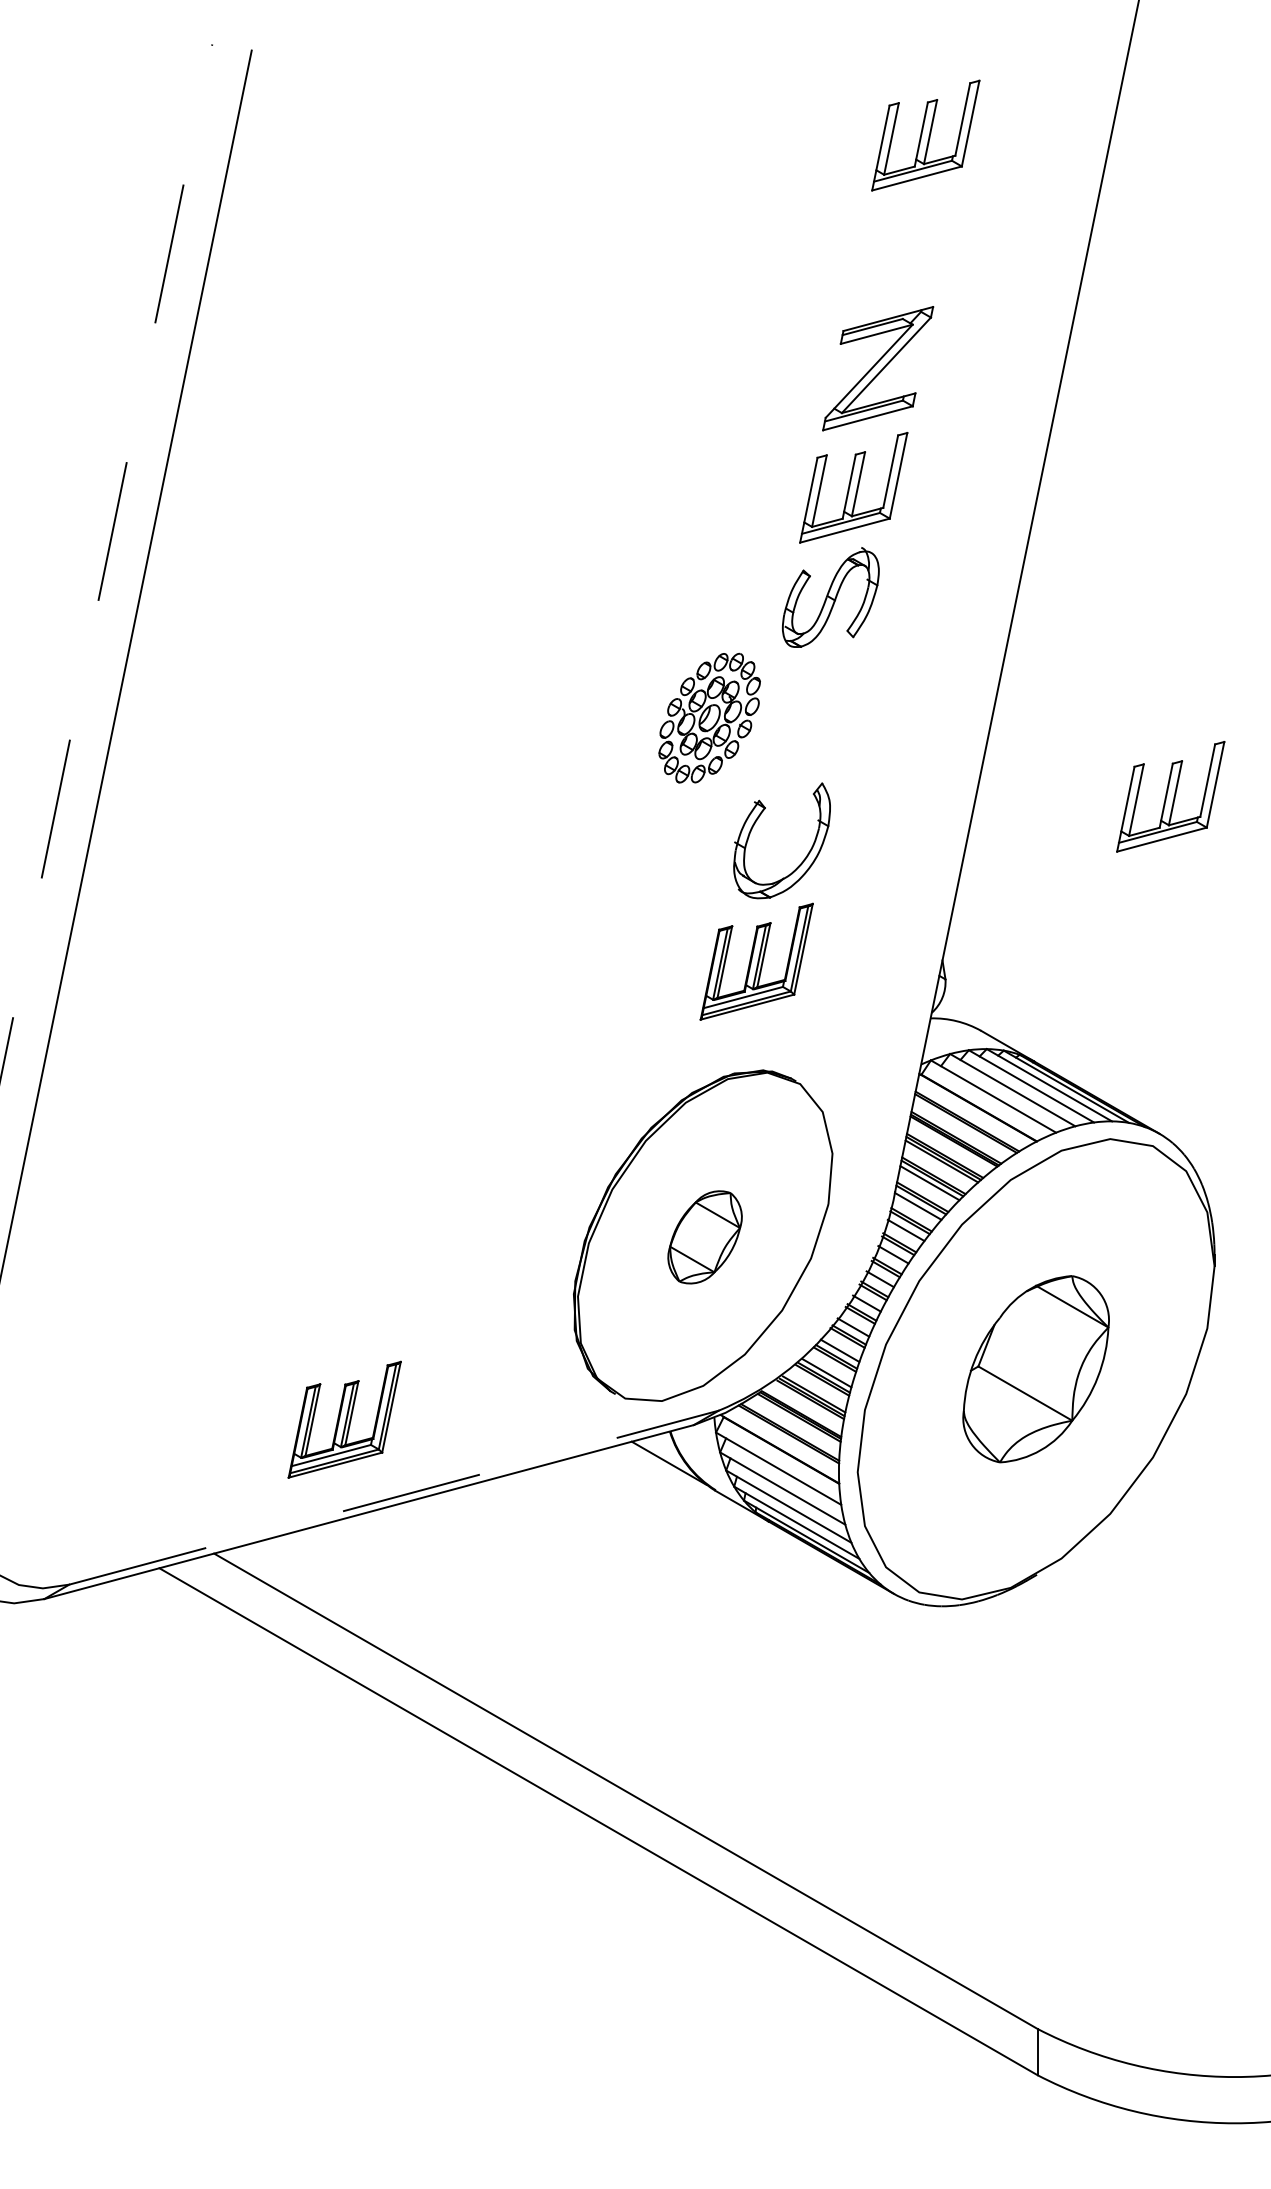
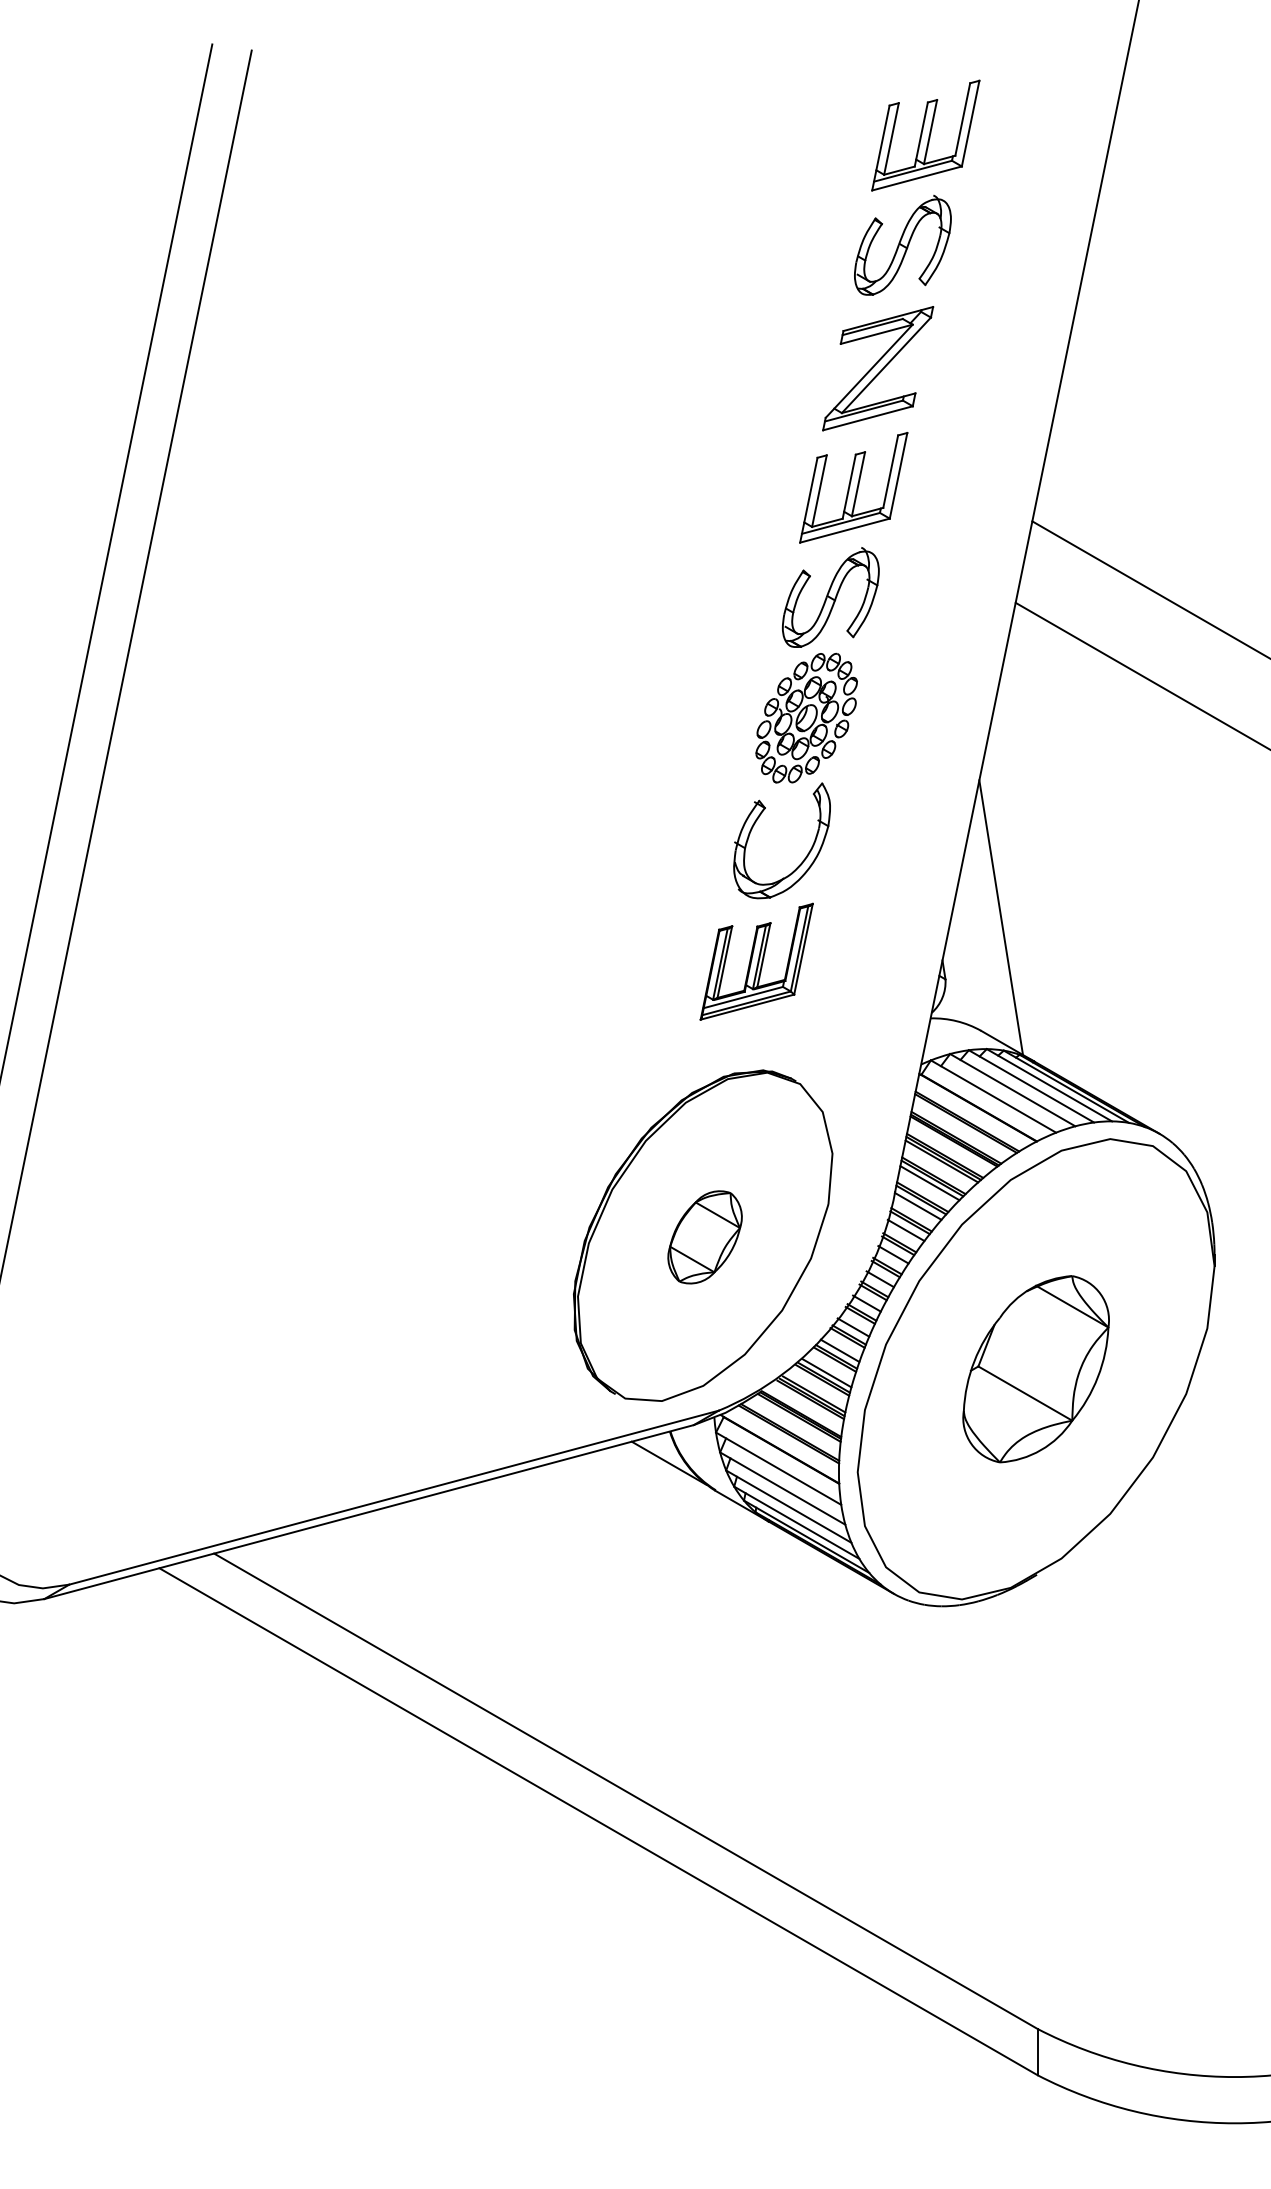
part: none -> present (902, 244)
line: dashed -> solid (106, 562)
line: none -> present (1149, 588)
line: none -> present (1141, 675)
part position: (709, 717) -> (806, 717) (806, 717)
part: present -> none (1170, 796)
line: none -> present (1001, 917)
part: present -> none (344, 1419)
line: dashed -> solid (394, 1497)
